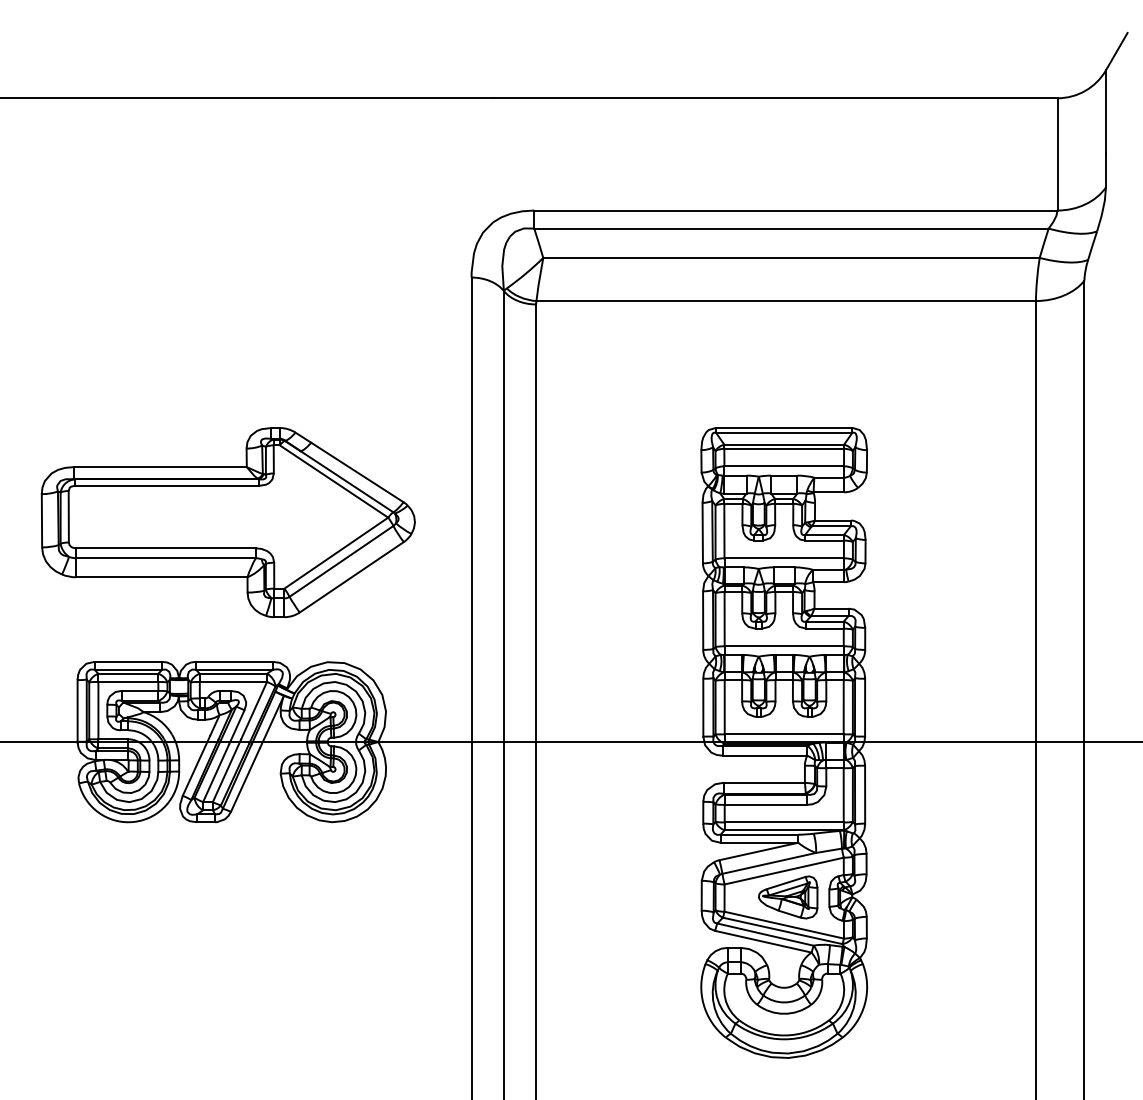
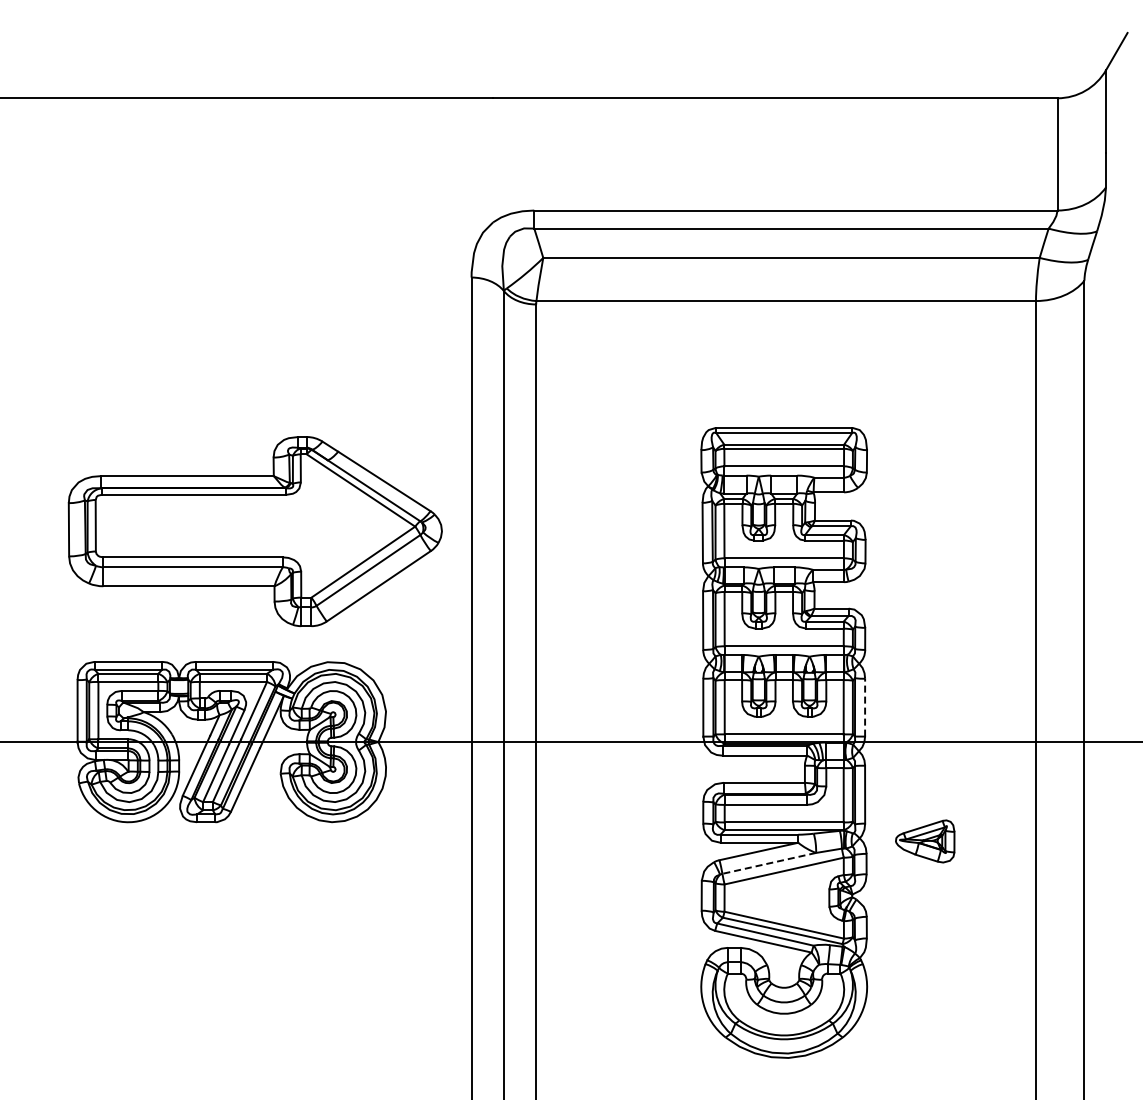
part position: (227, 522) -> (254, 531) (254, 531)
line: solid -> dashed (865, 707)
line: solid -> dashed (769, 863)
part position: (788, 897) -> (925, 841) (925, 841)
